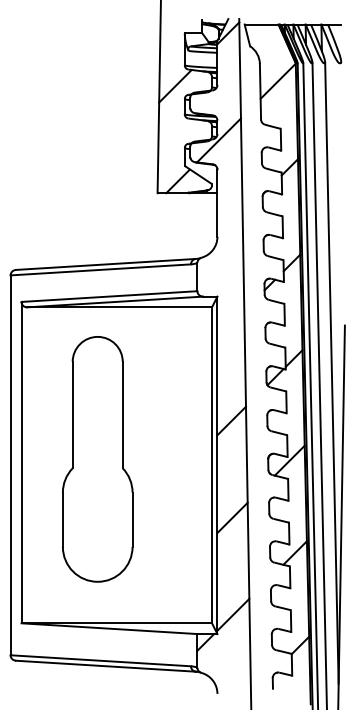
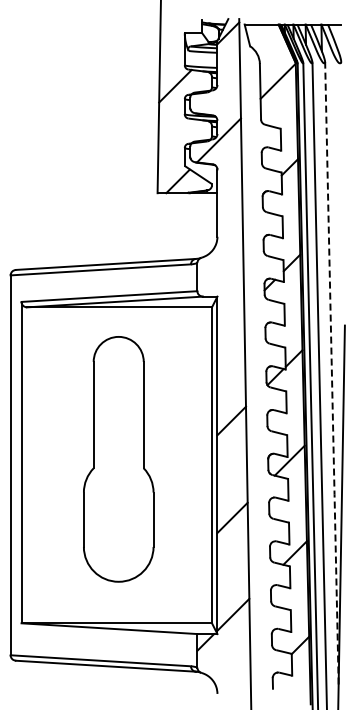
line: solid -> dashed (331, 373)
part position: (97, 459) -> (118, 459) (118, 459)
